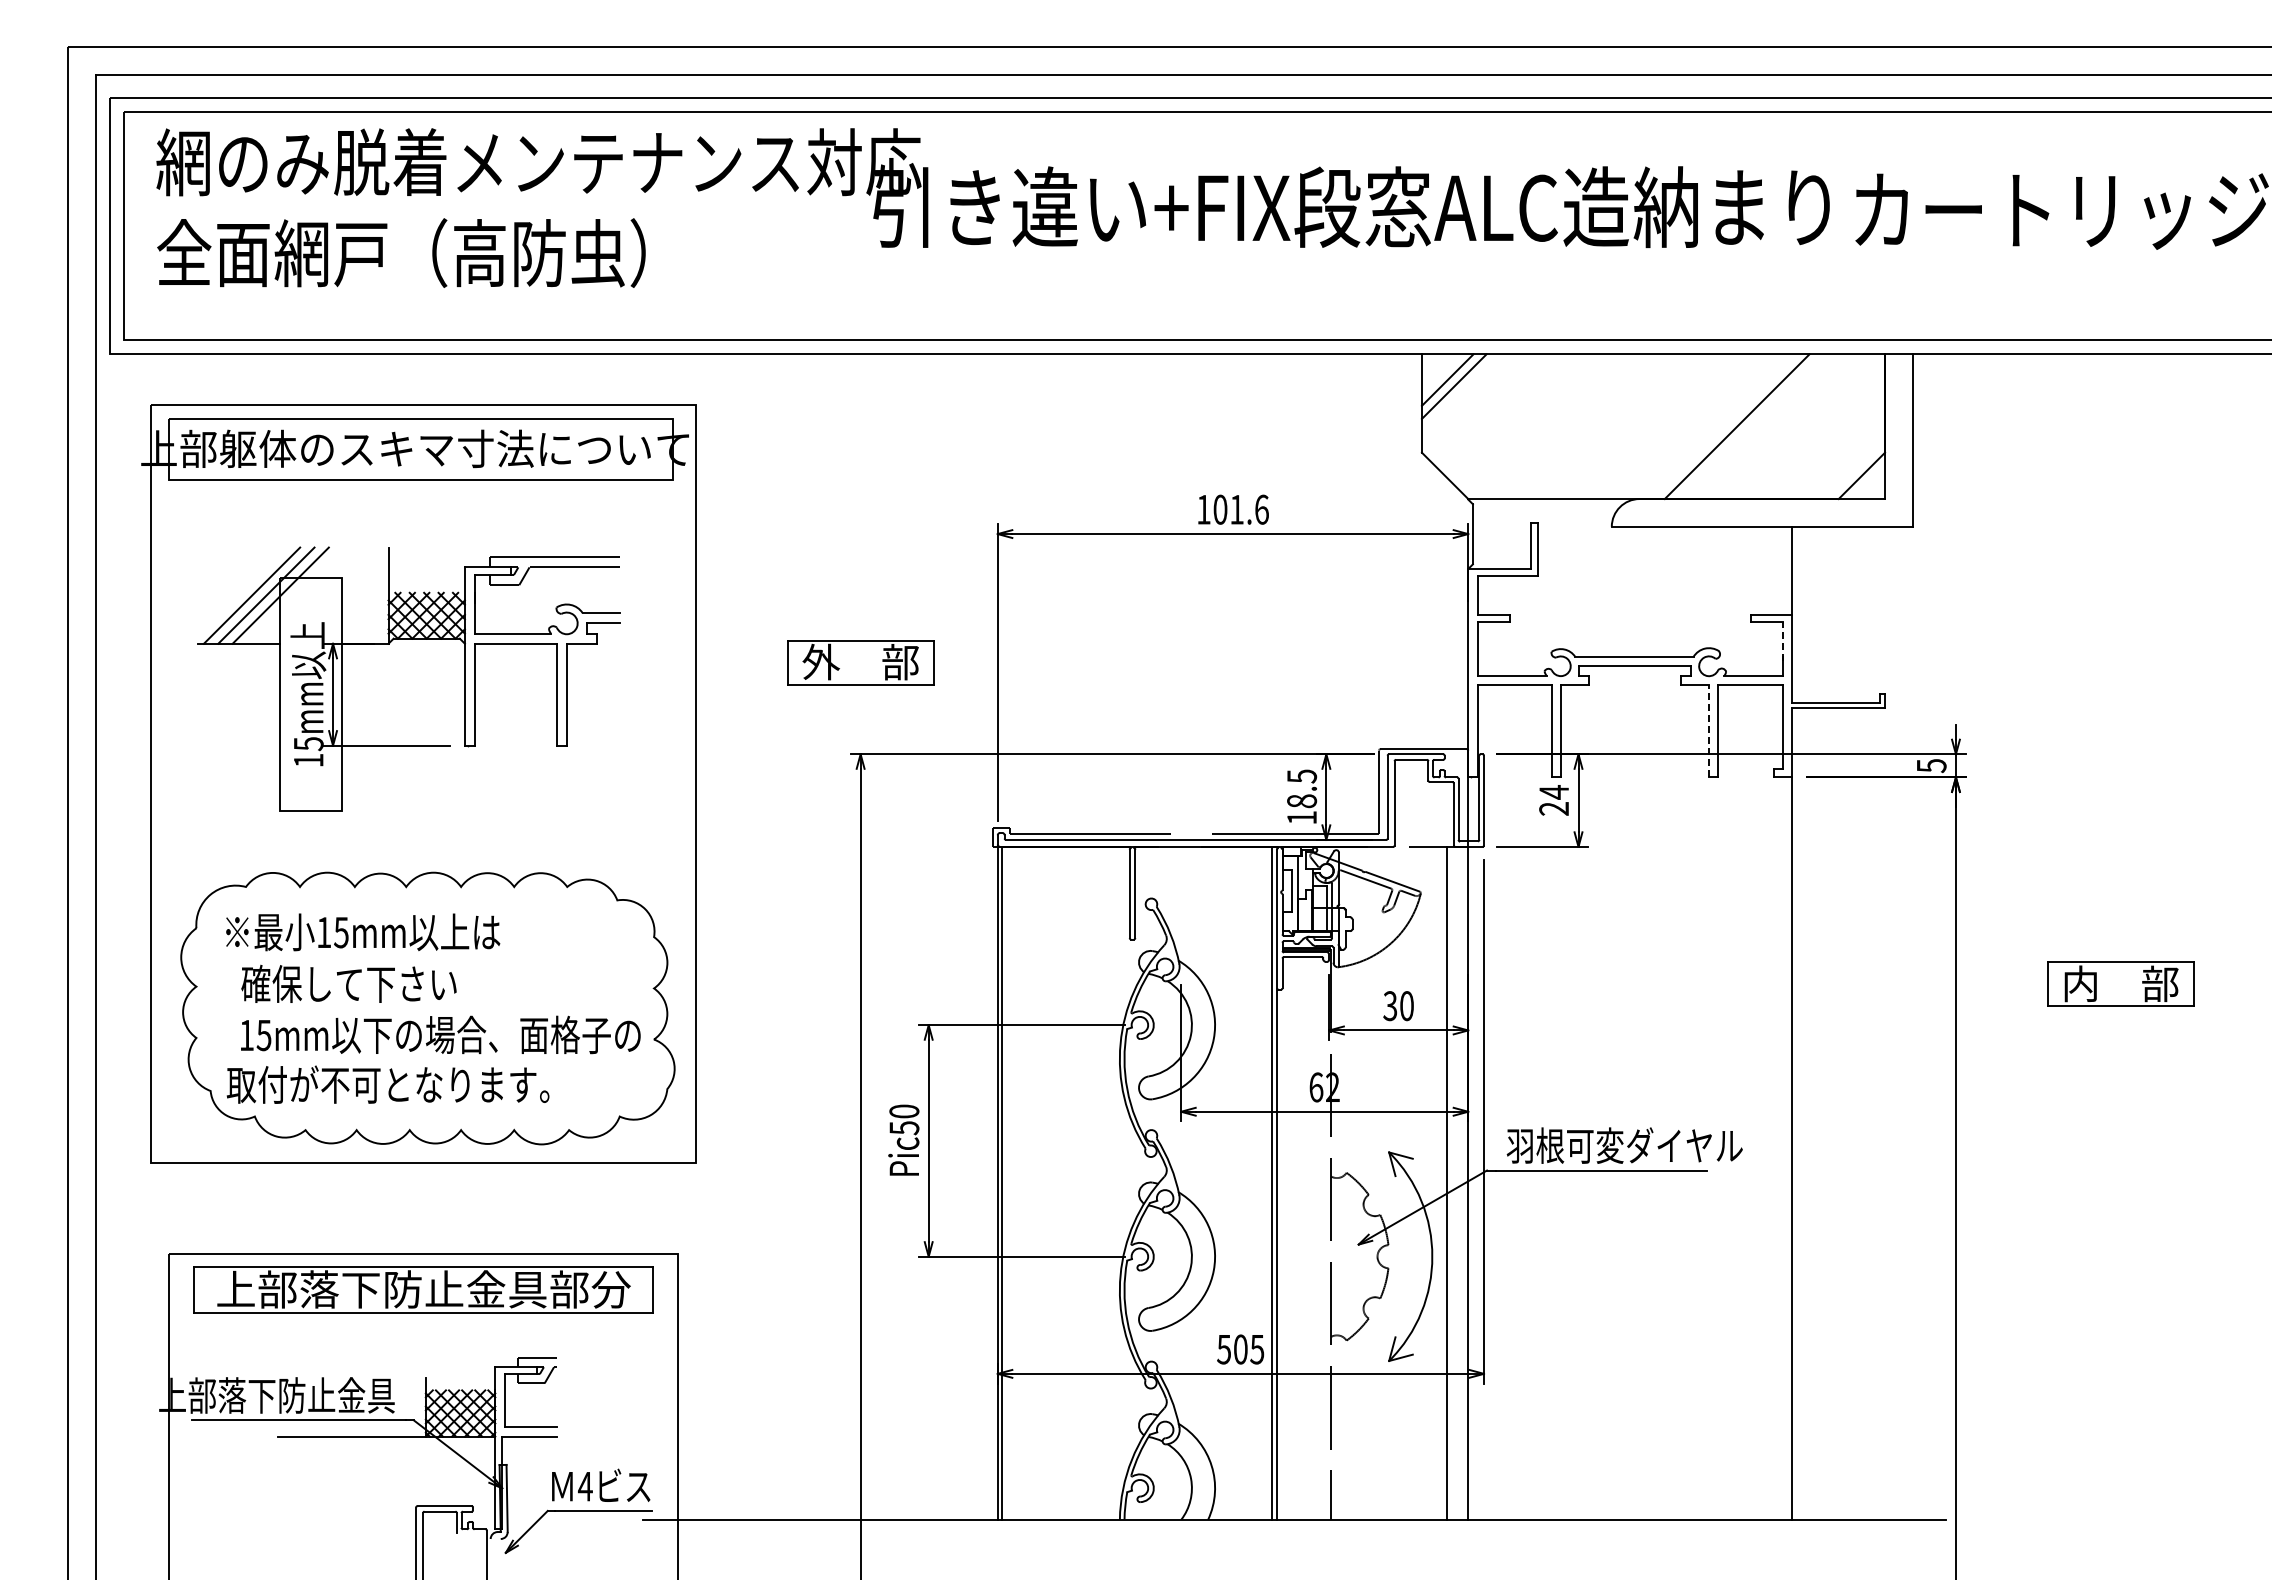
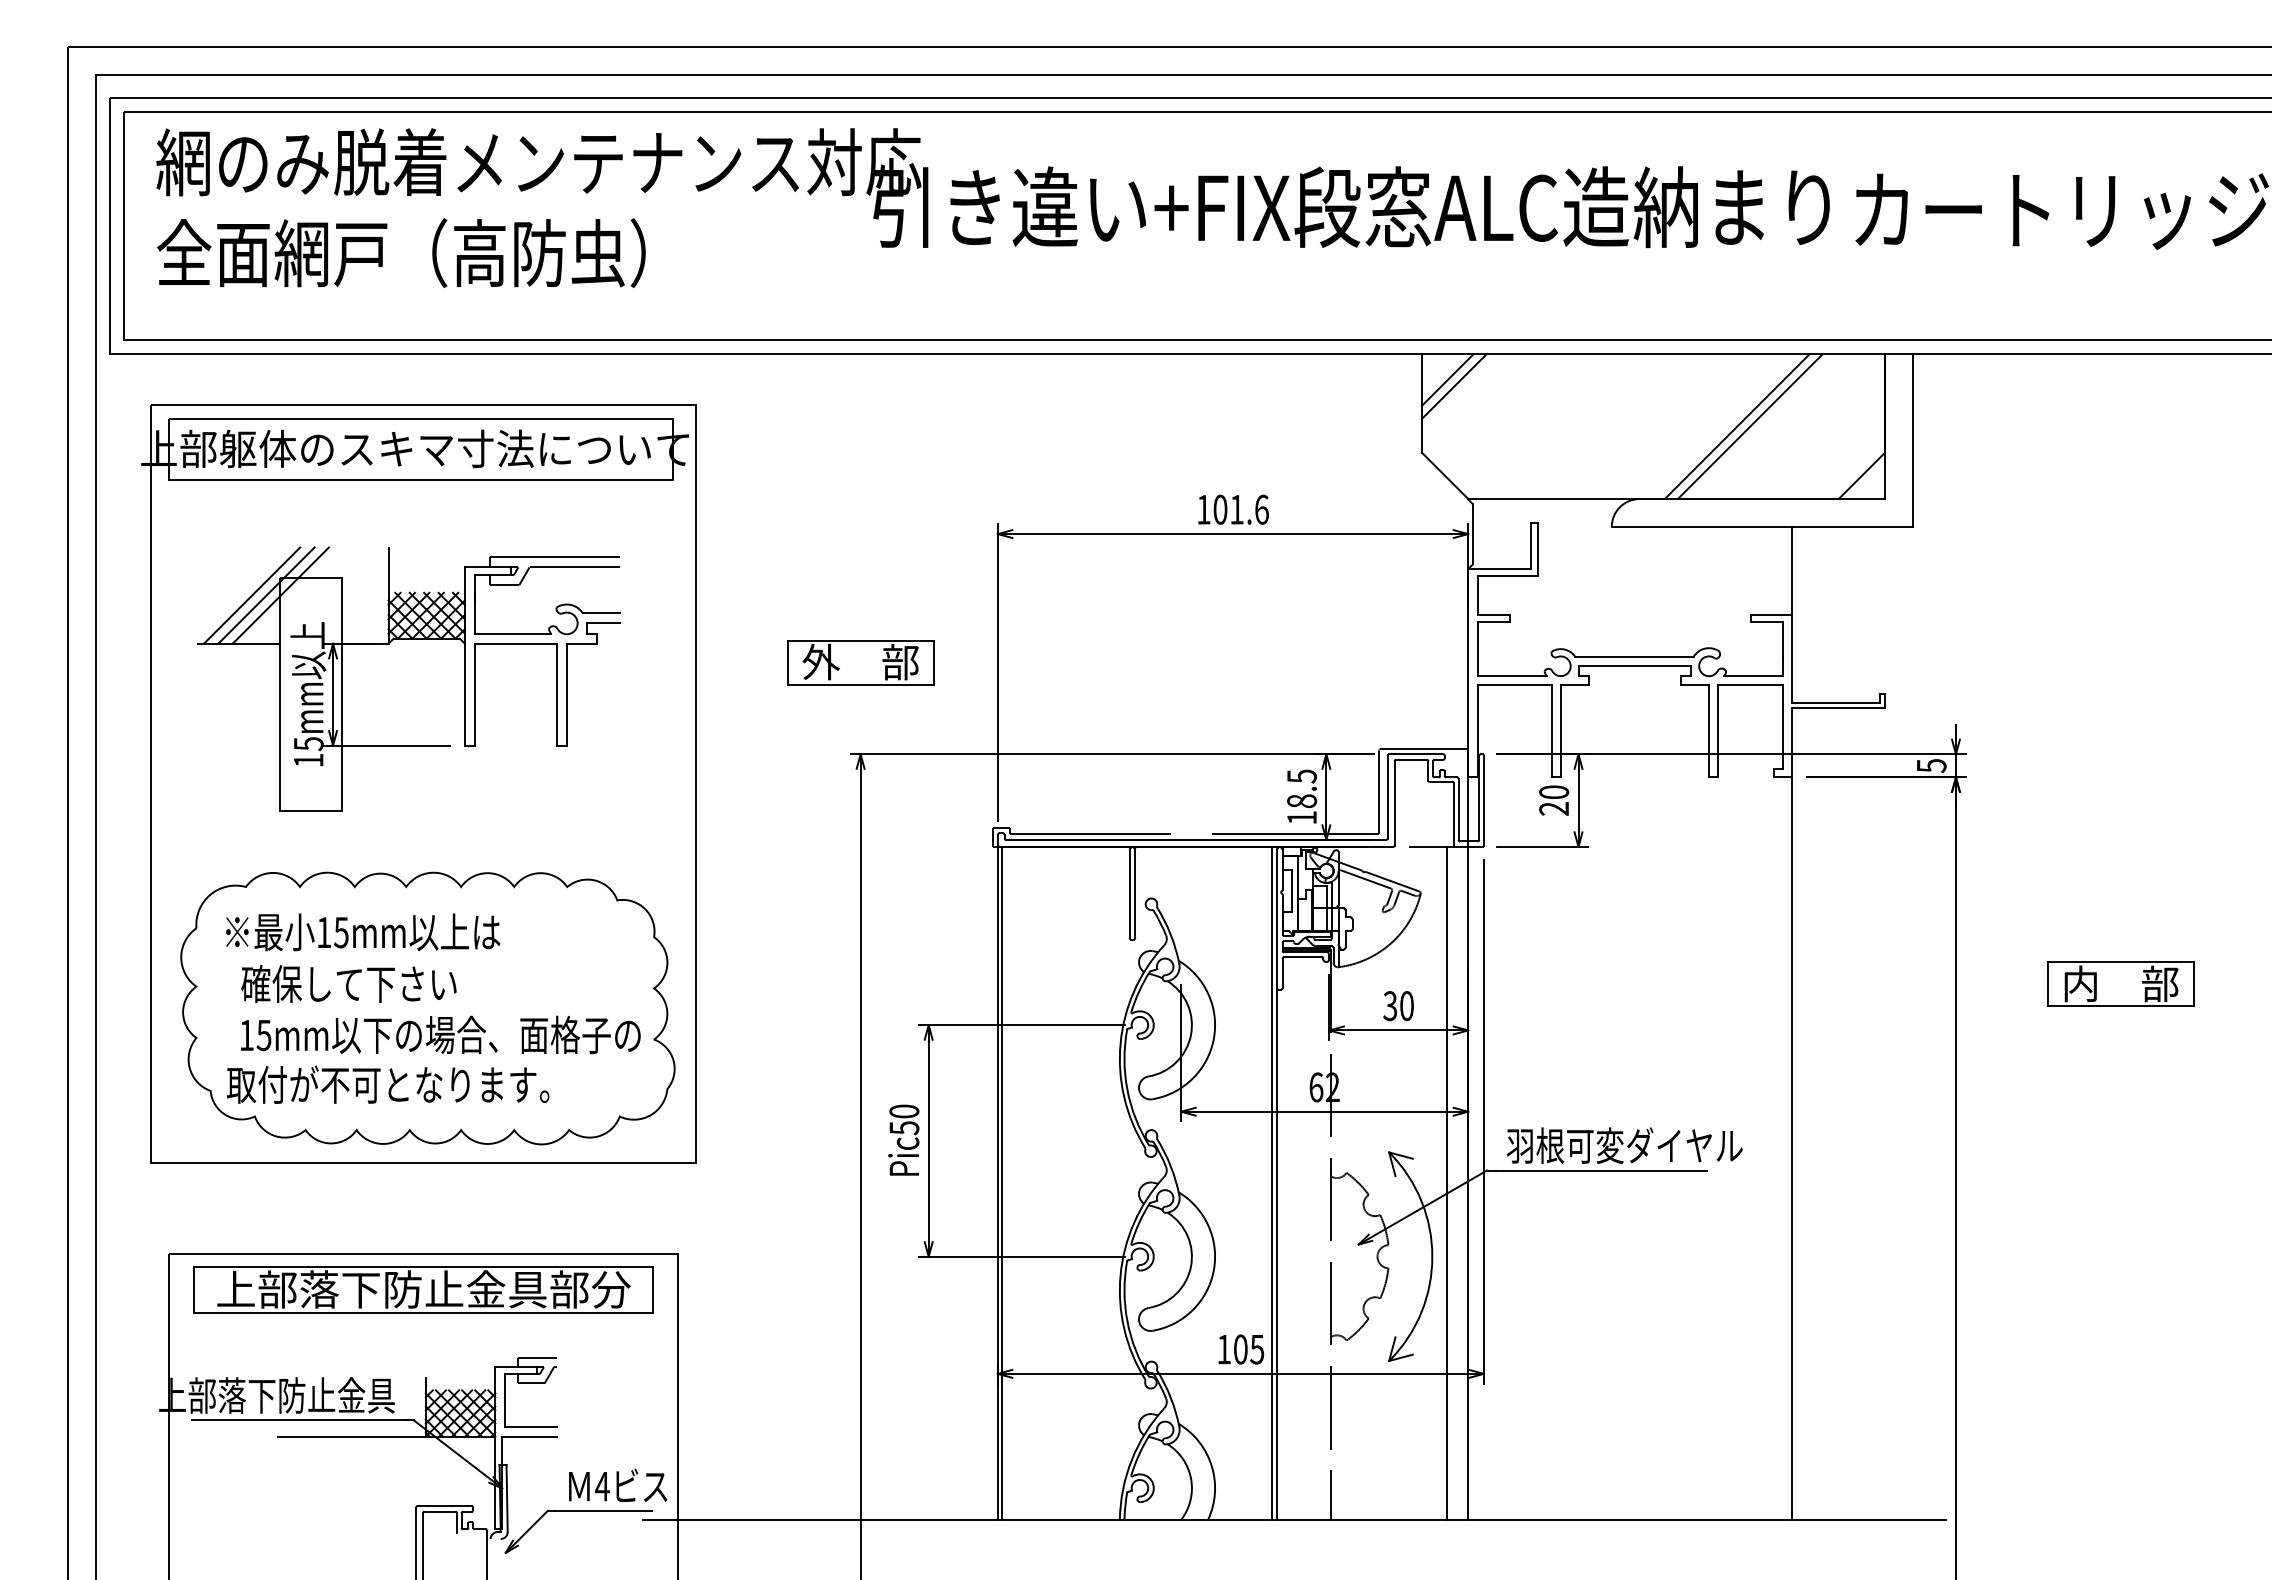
line: none -> present (1749, 426)
line: dashed -> solid (1783, 641)
line: dashed -> solid (1709, 730)
text: 24 -> 20 (1554, 792)
text: 505 -> 105 (1223, 1349)
text position: (601, 1484) -> (618, 1484) (618, 1484)
